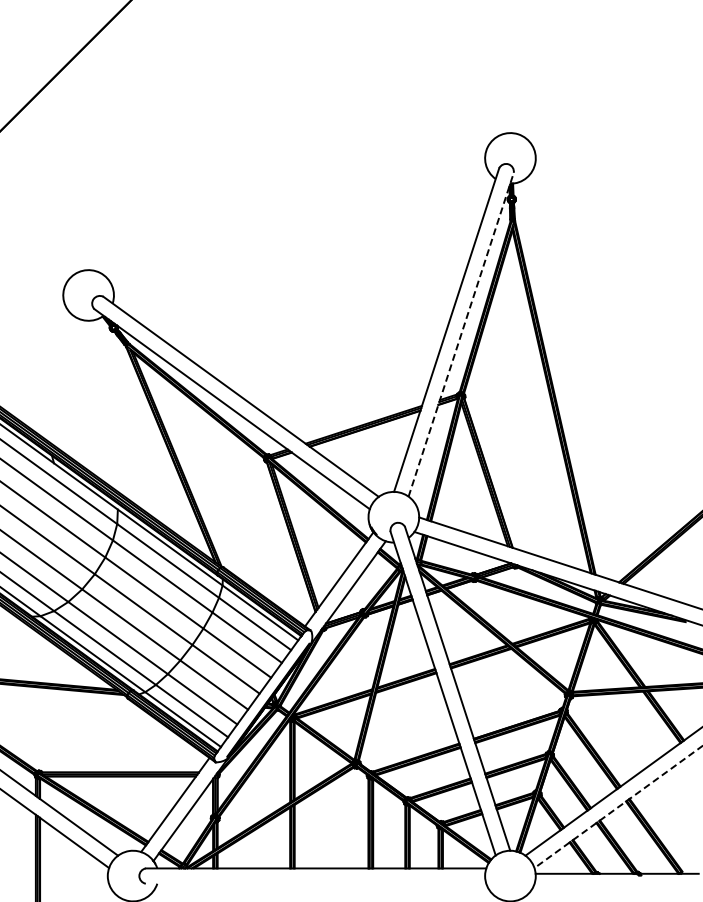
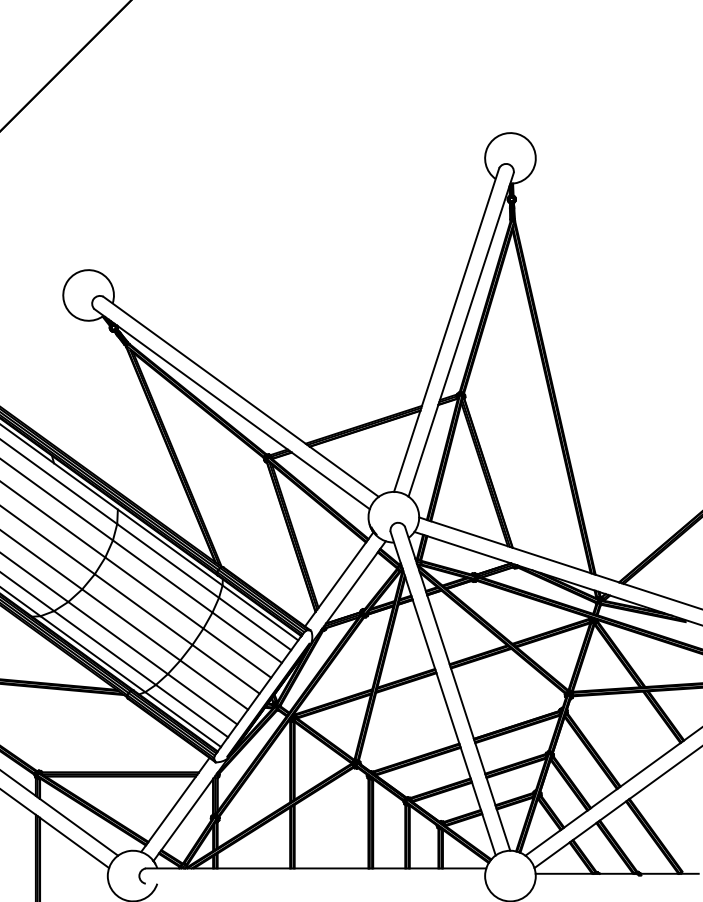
line: dashed -> solid (461, 334)
line: dashed -> solid (618, 807)
